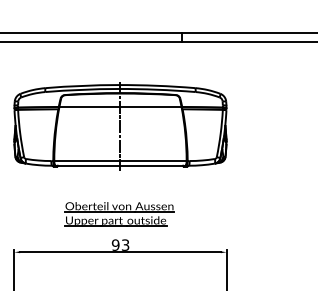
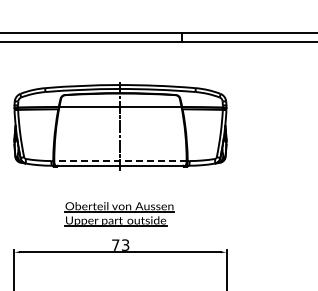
line: solid -> dashed (119, 161)
text: 93 -> 73 (115, 244)
